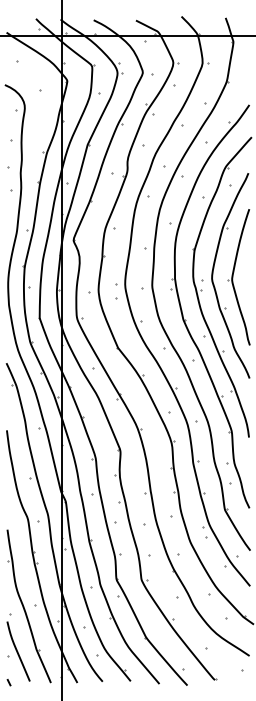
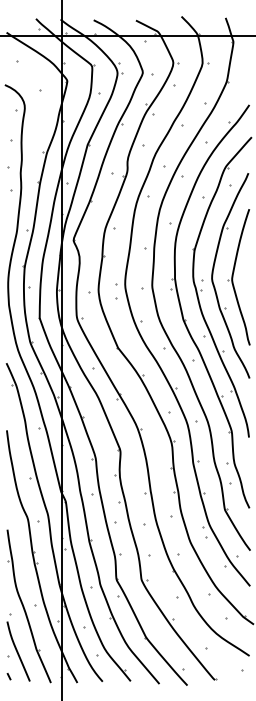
line position: (8, 682) -> (8, 676) (8, 676)
